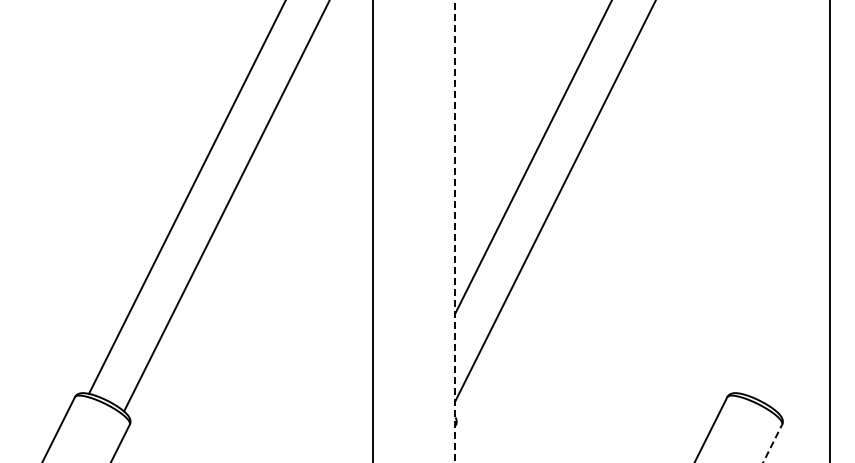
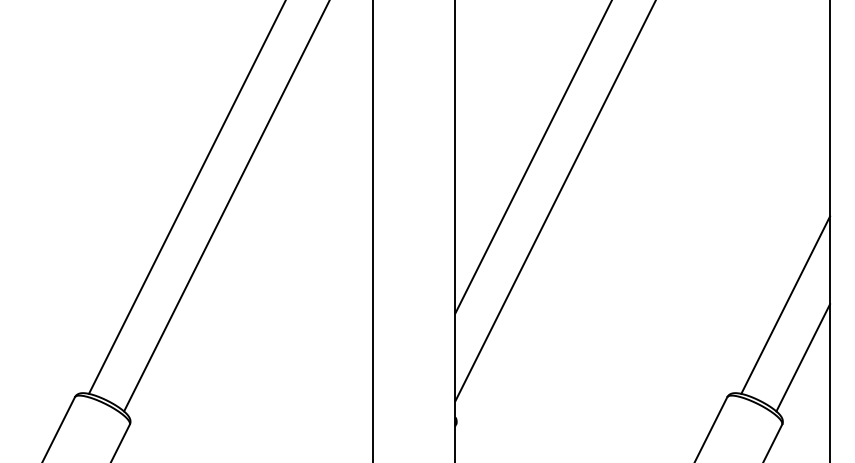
line: dashed -> solid (455, 231)
line: none -> present (785, 304)
line: none -> present (803, 357)
line: dashed -> solid (772, 443)
